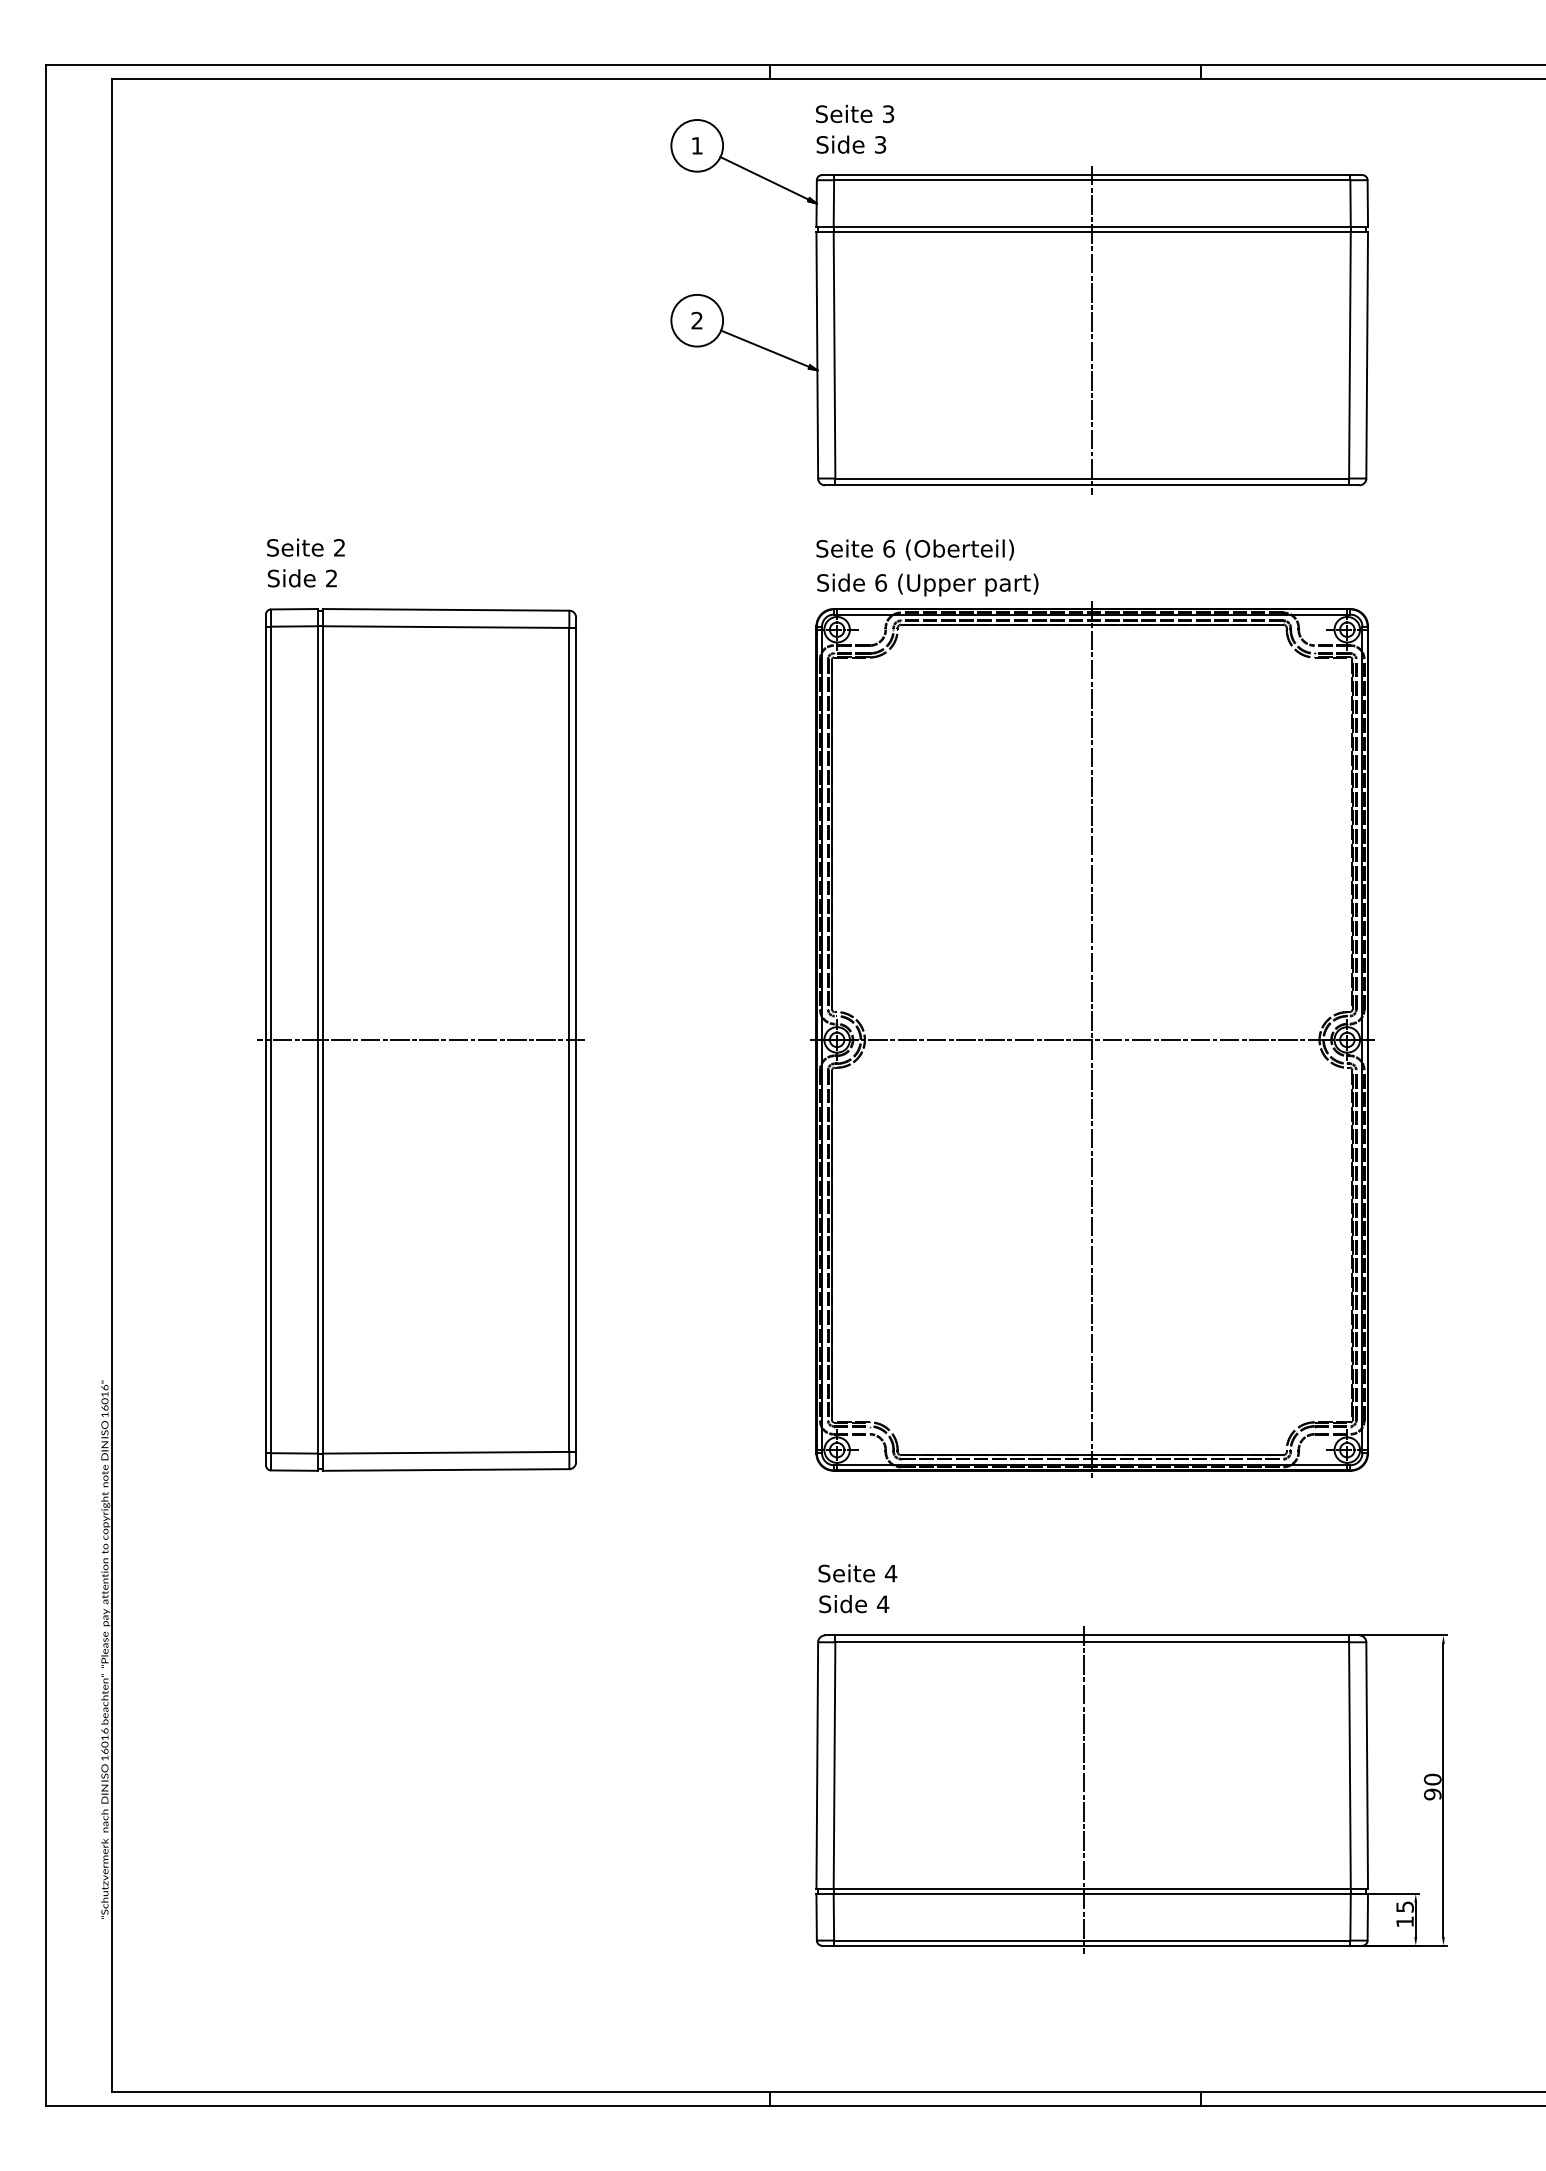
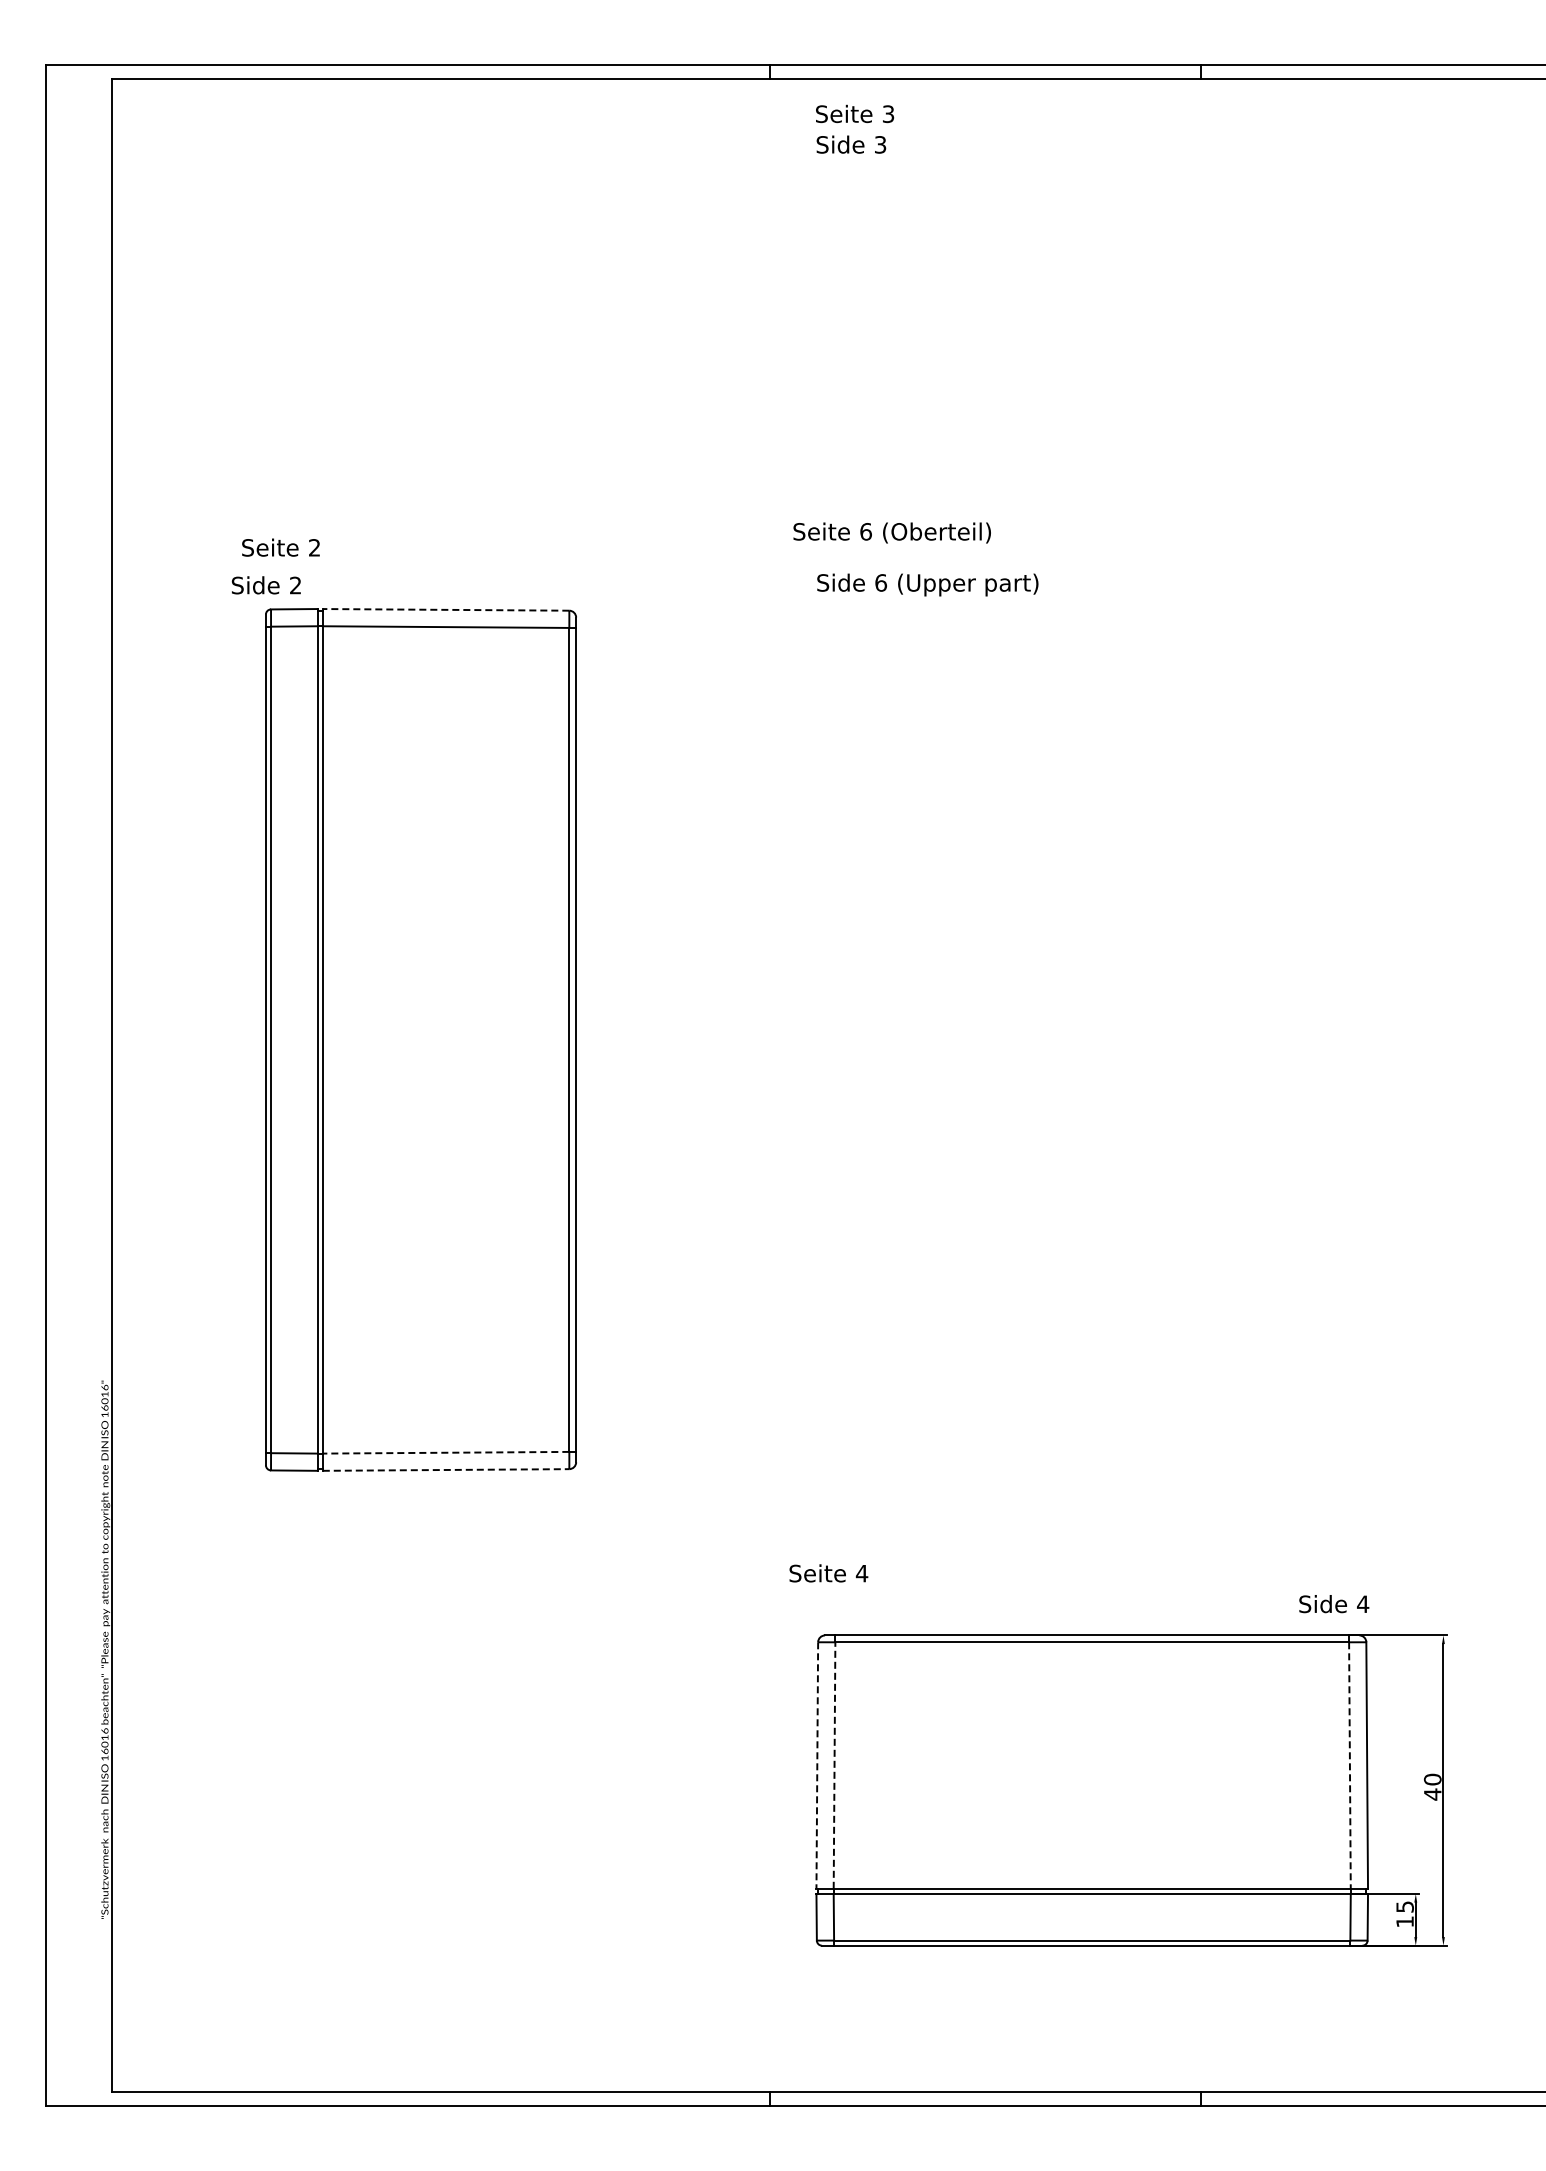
part: present -> none (1019, 306)
text position: (305, 547) -> (280, 547) (280, 547)
text position: (914, 549) -> (891, 532) (891, 532)
text position: (301, 578) -> (265, 585) (265, 585)
line: solid -> dashed (445, 609)
line: present -> none (421, 1039)
part: present -> none (1092, 1039)
line: solid -> dashed (445, 1452)
line: solid -> dashed (446, 1469)
text position: (857, 1573) -> (828, 1573) (828, 1573)
text position: (854, 1604) -> (1334, 1604) (1334, 1604)
line: solid -> dashed (834, 1765)
line: solid -> dashed (817, 1766)
line: solid -> dashed (1349, 1766)
line: present -> none (1083, 1790)
text: 90 -> 40 (1432, 1794)
